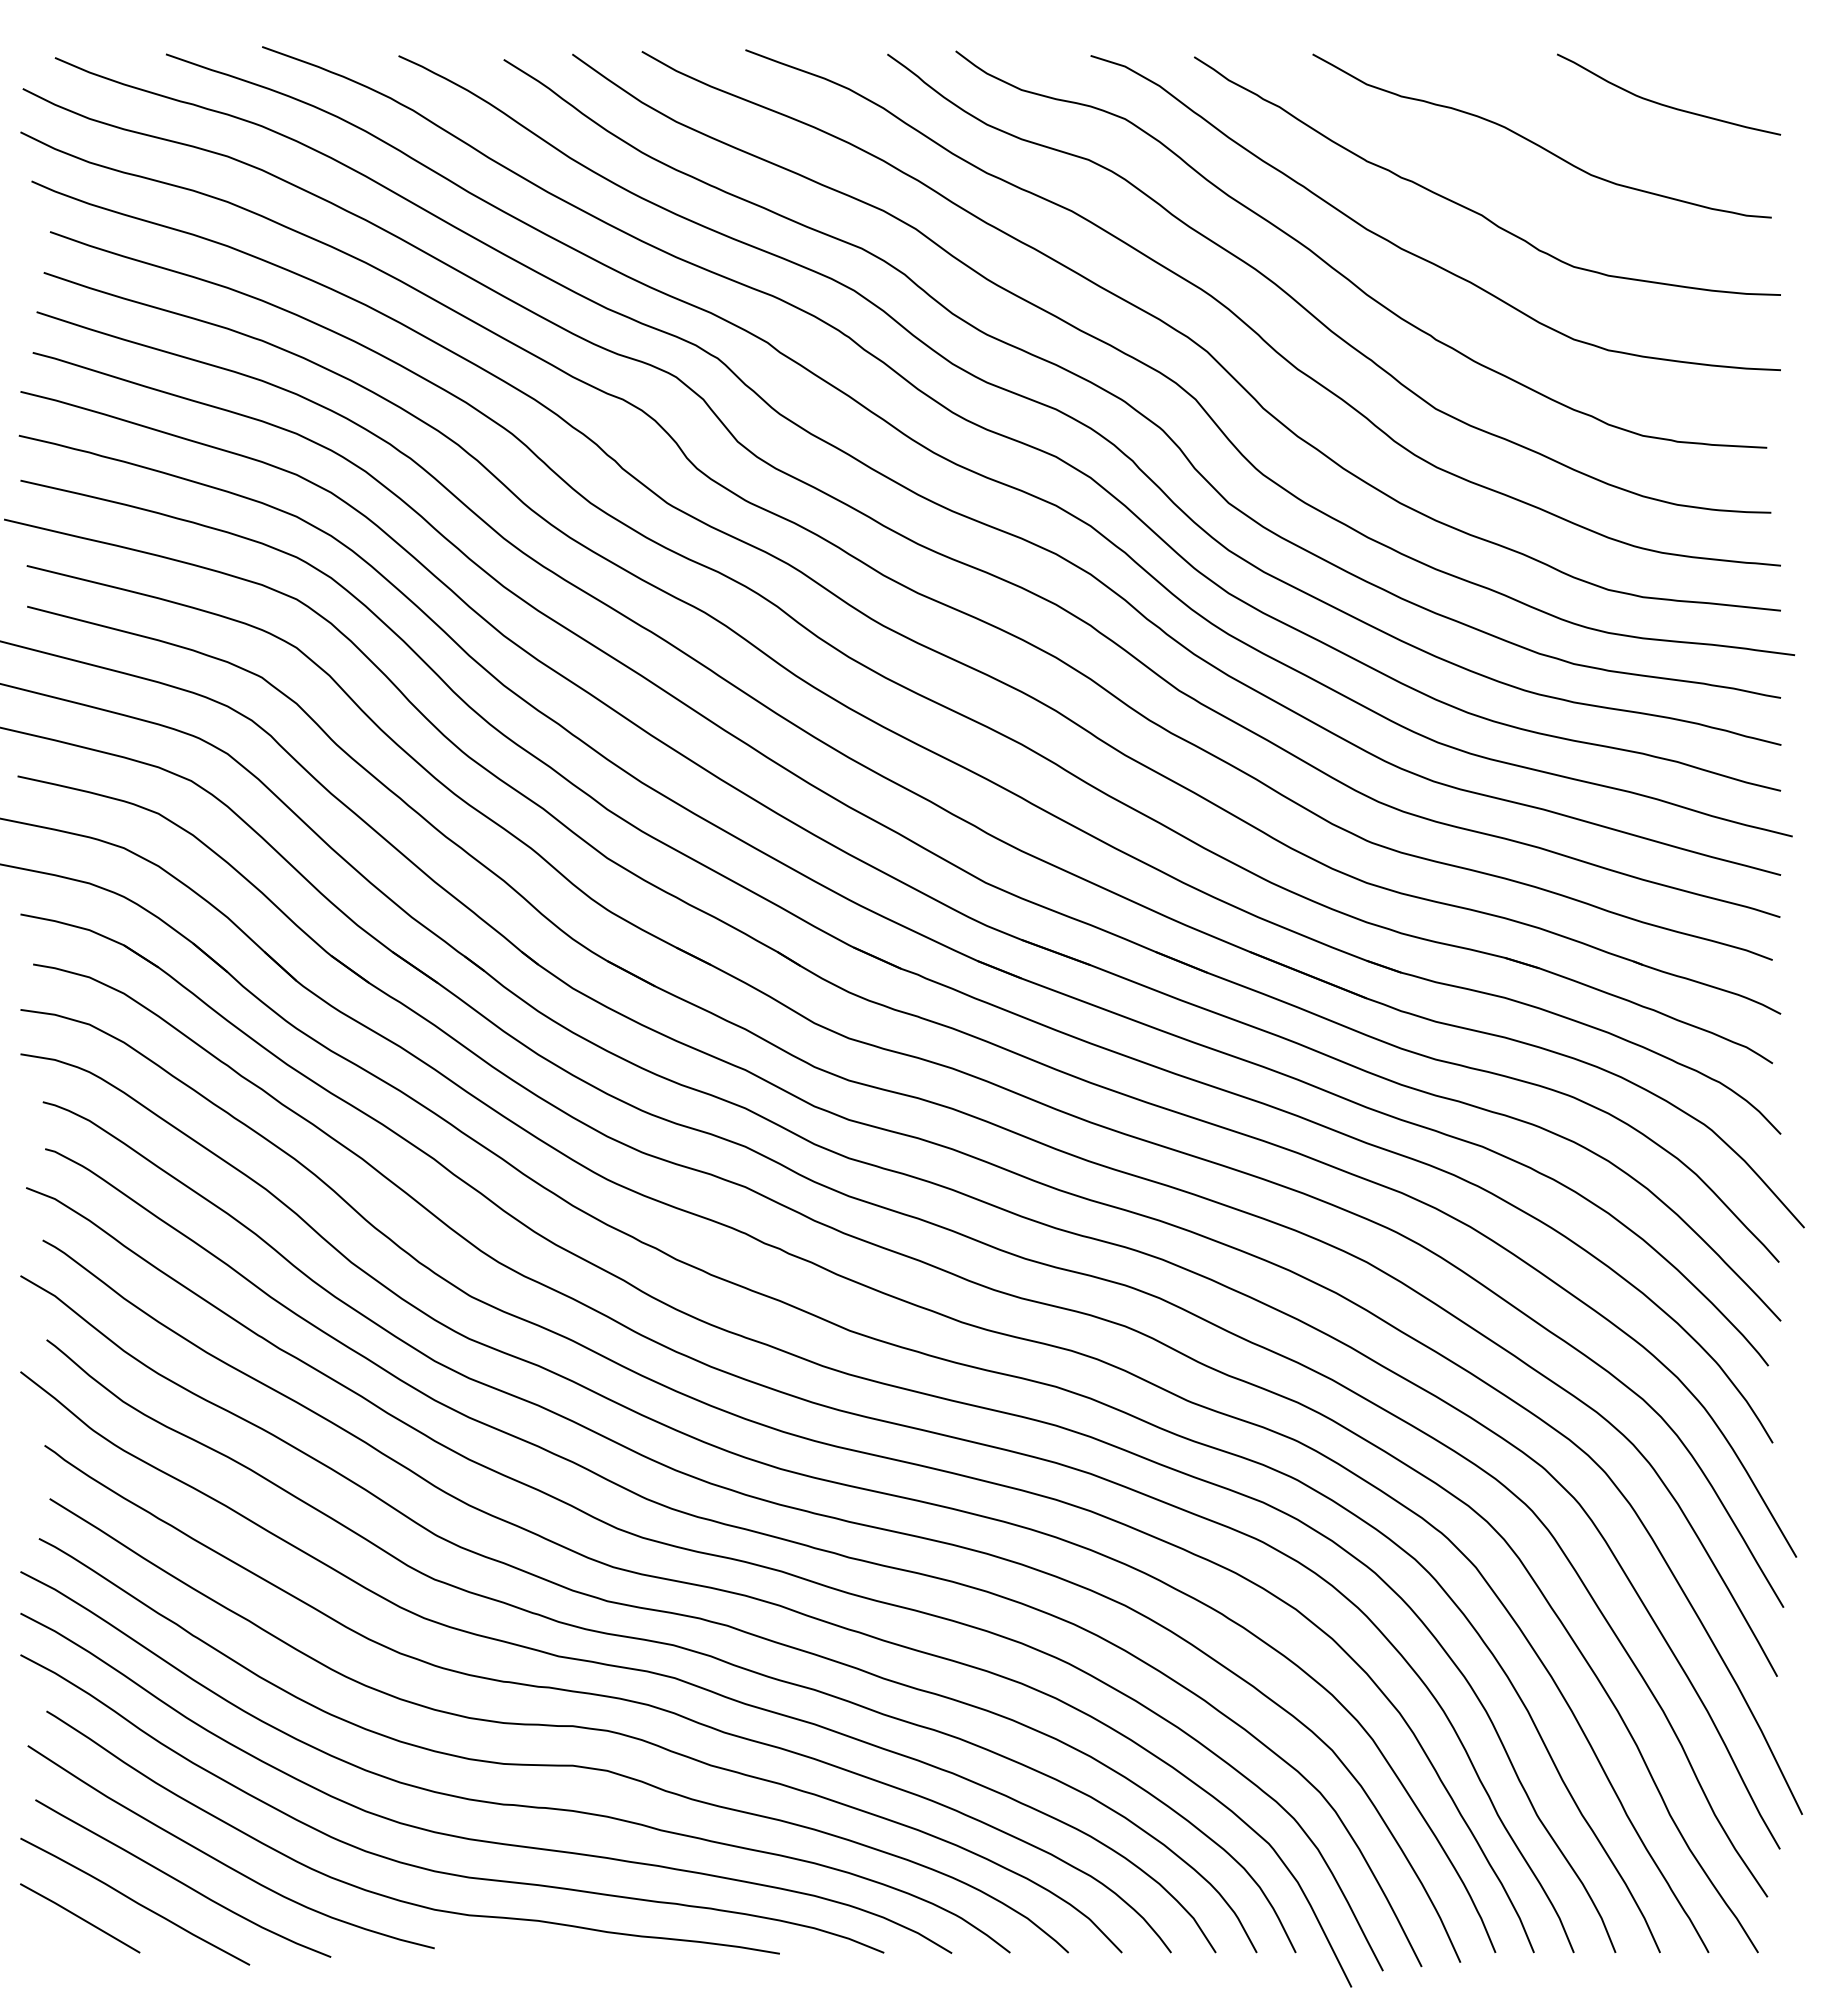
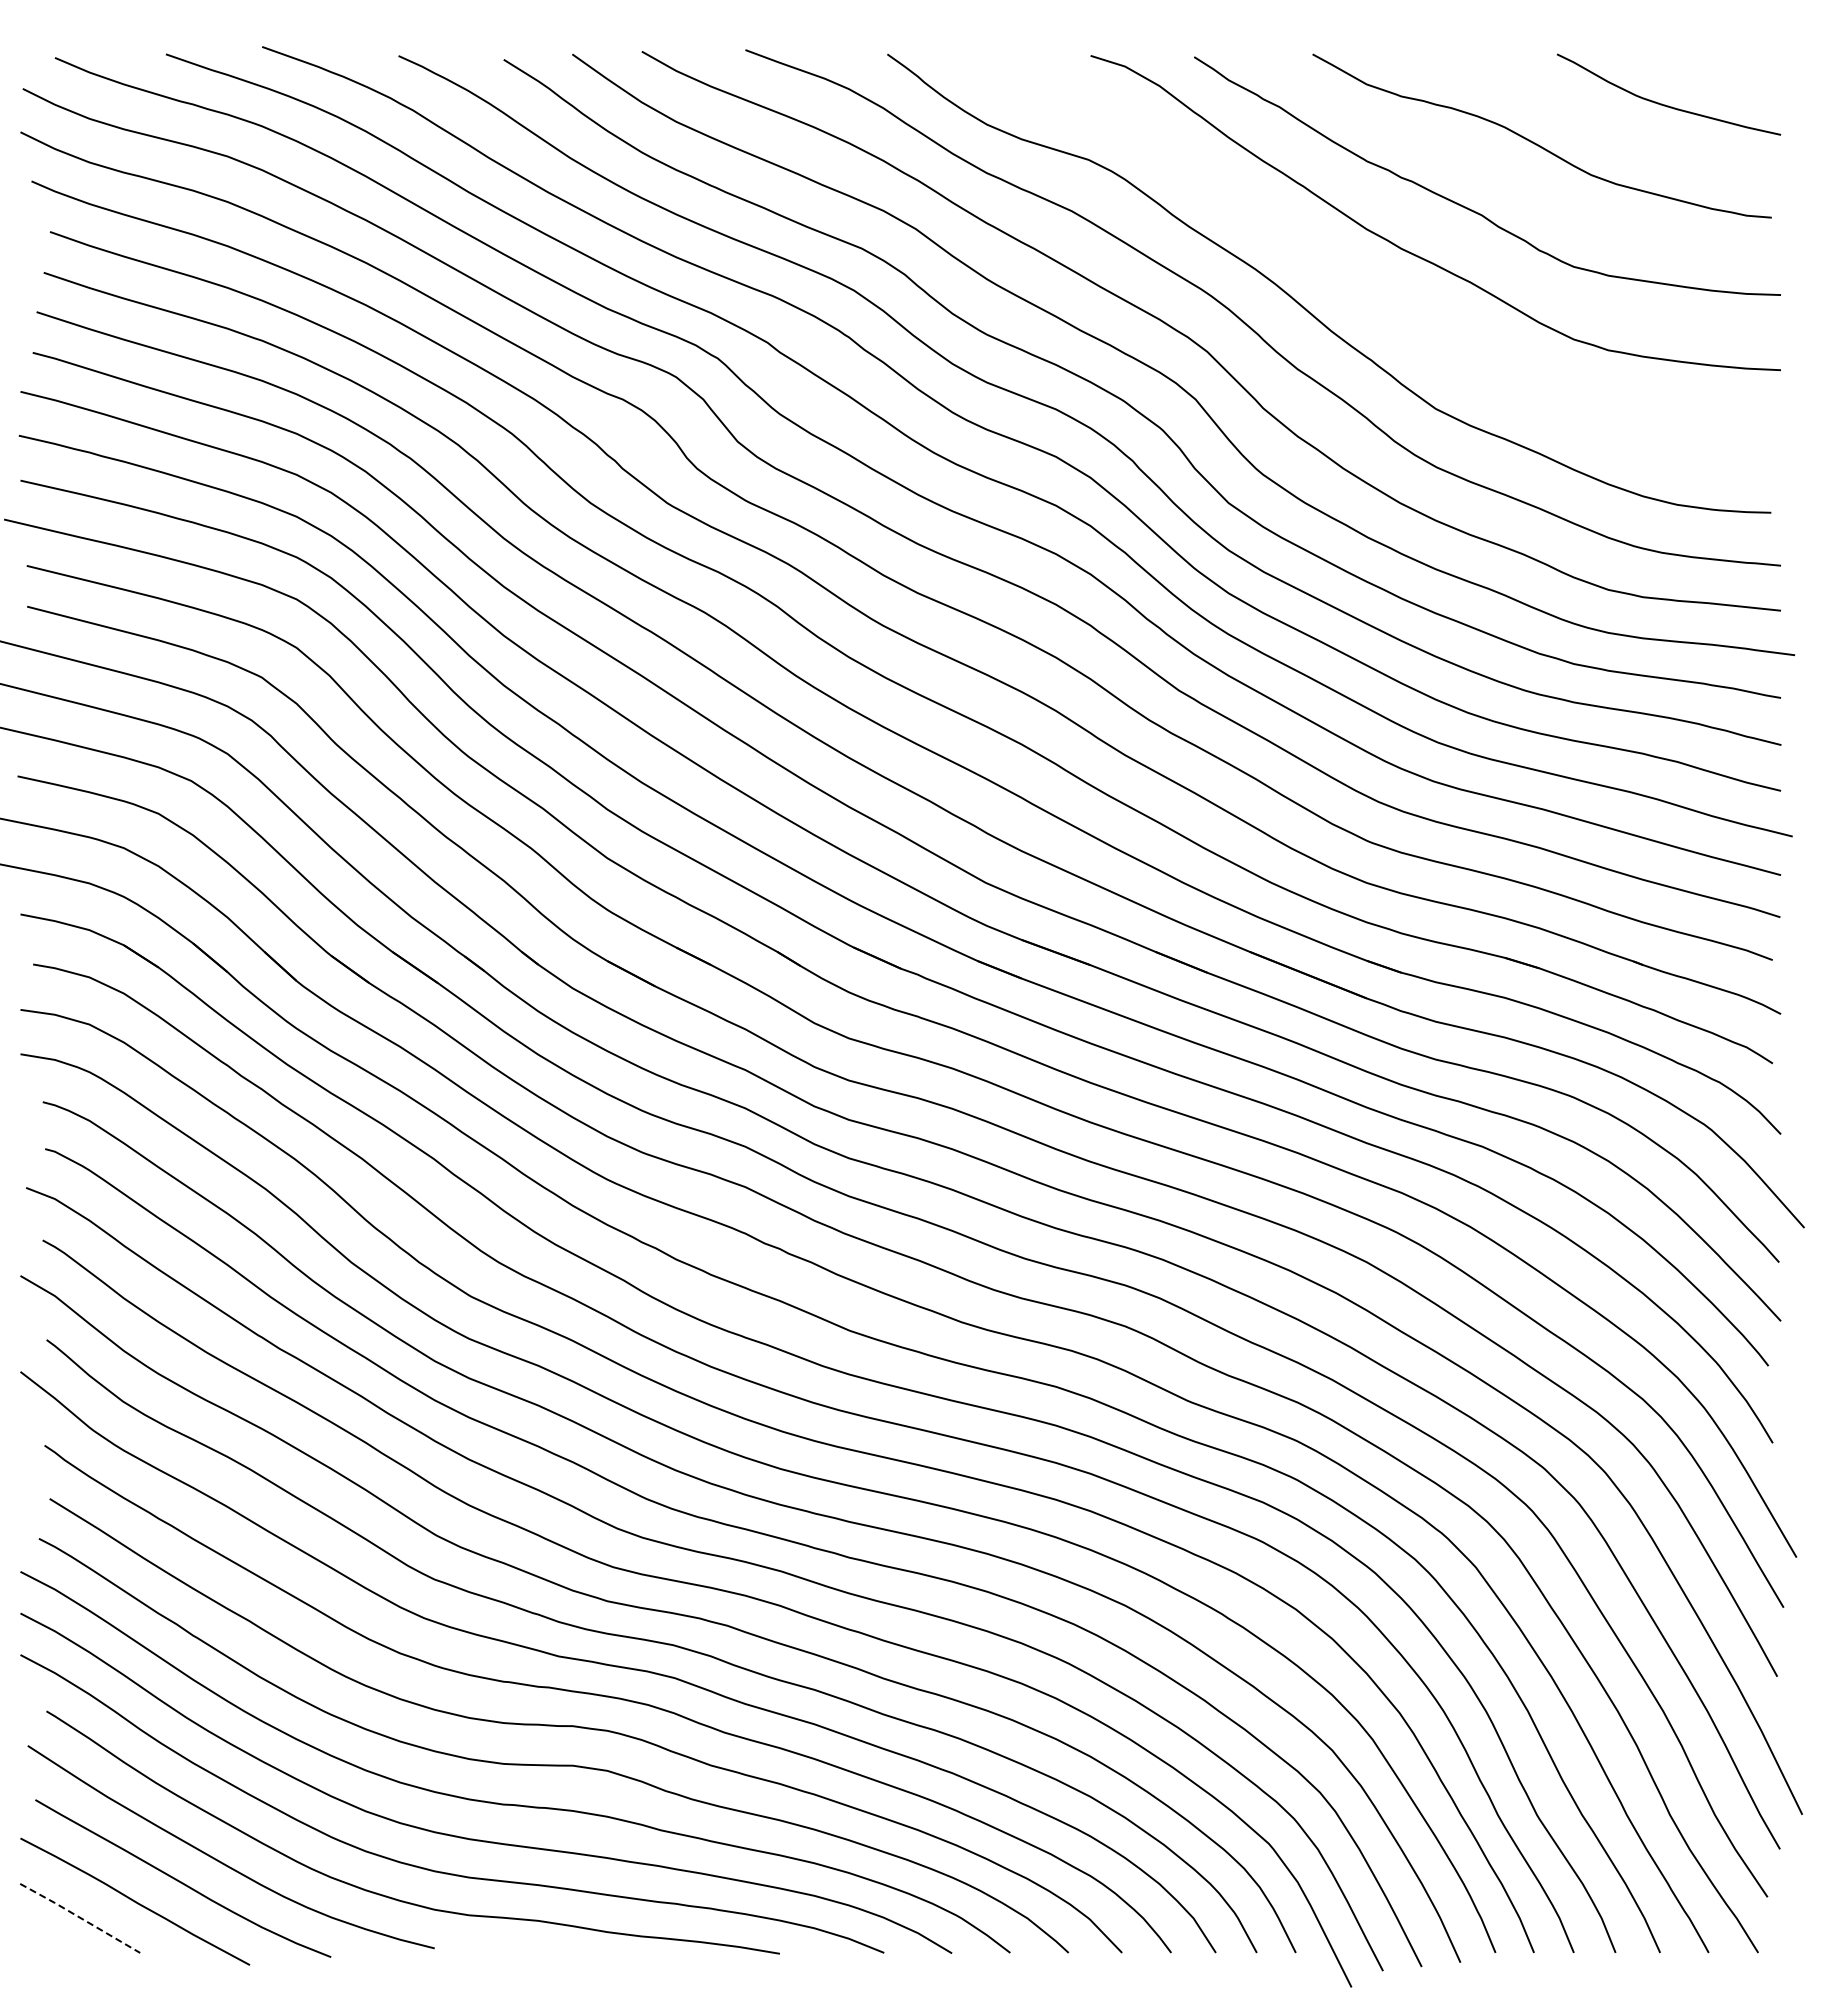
curve: present -> none (1343, 274)
line: solid -> dashed (79, 1917)
